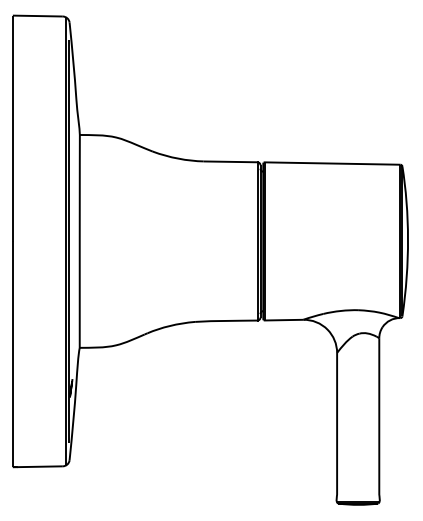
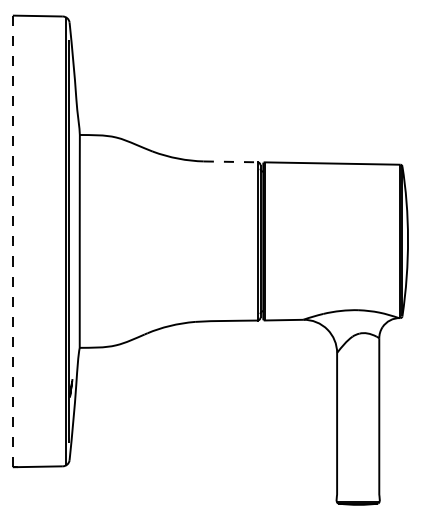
line: solid -> dashed (230, 161)
line: solid -> dashed (12, 241)
